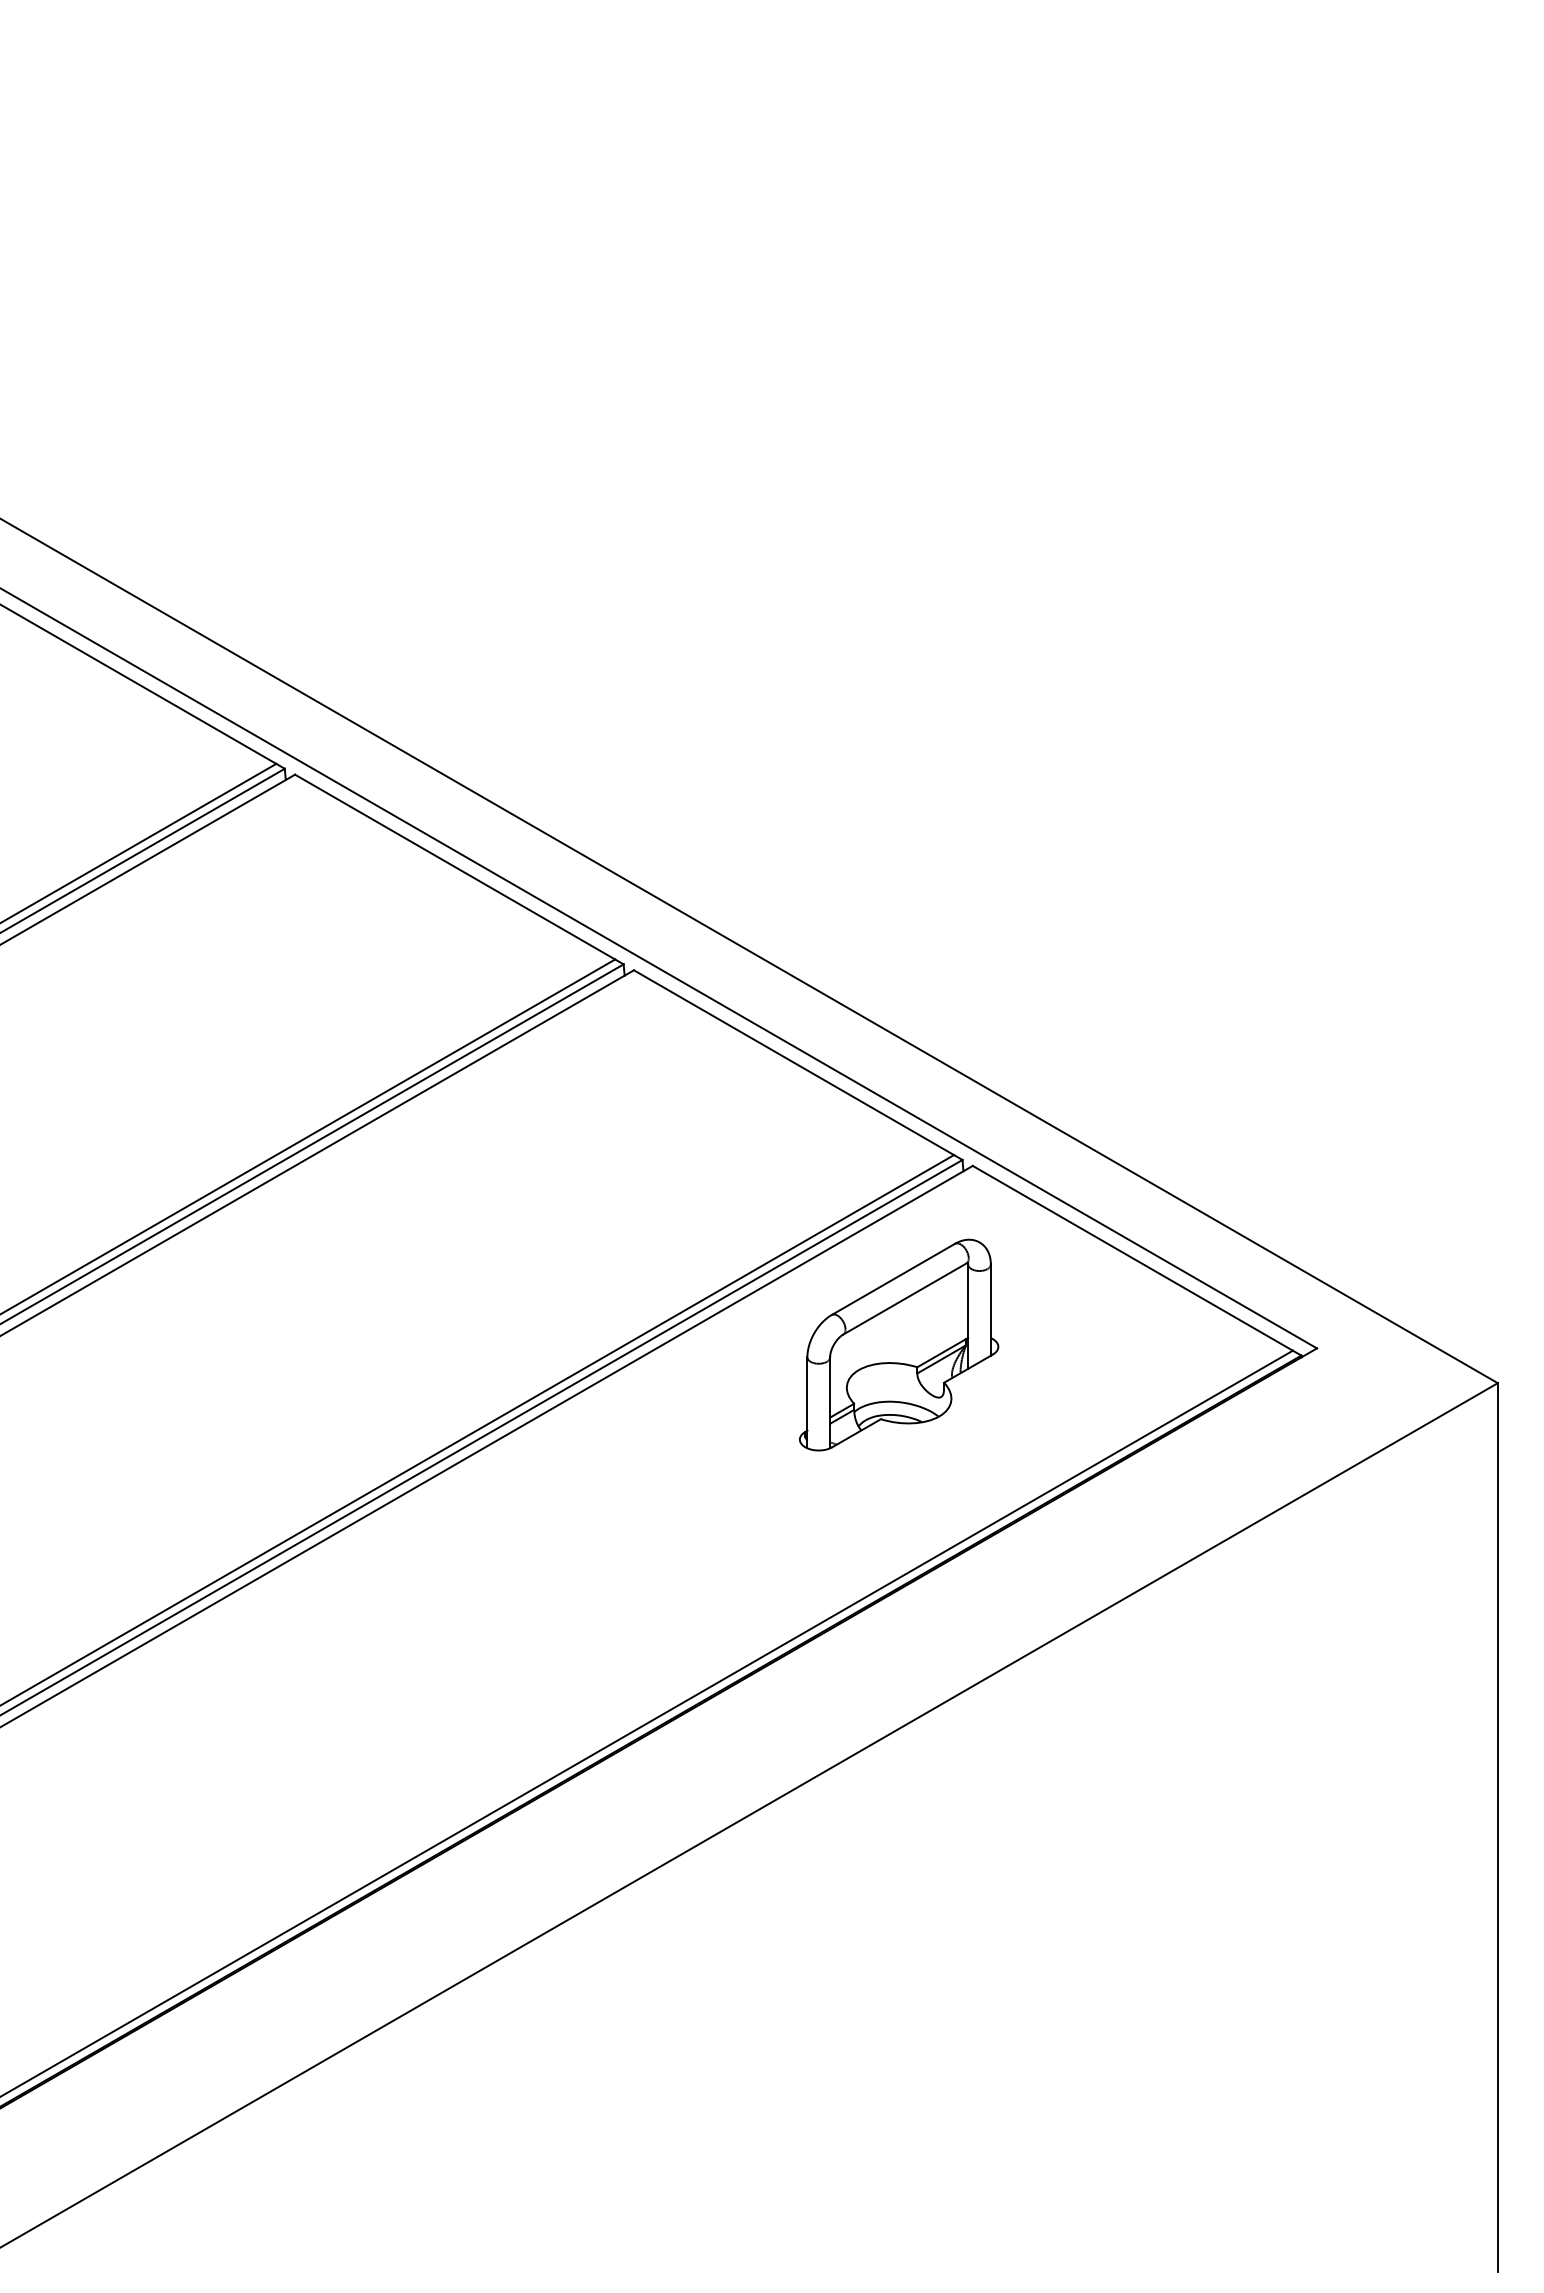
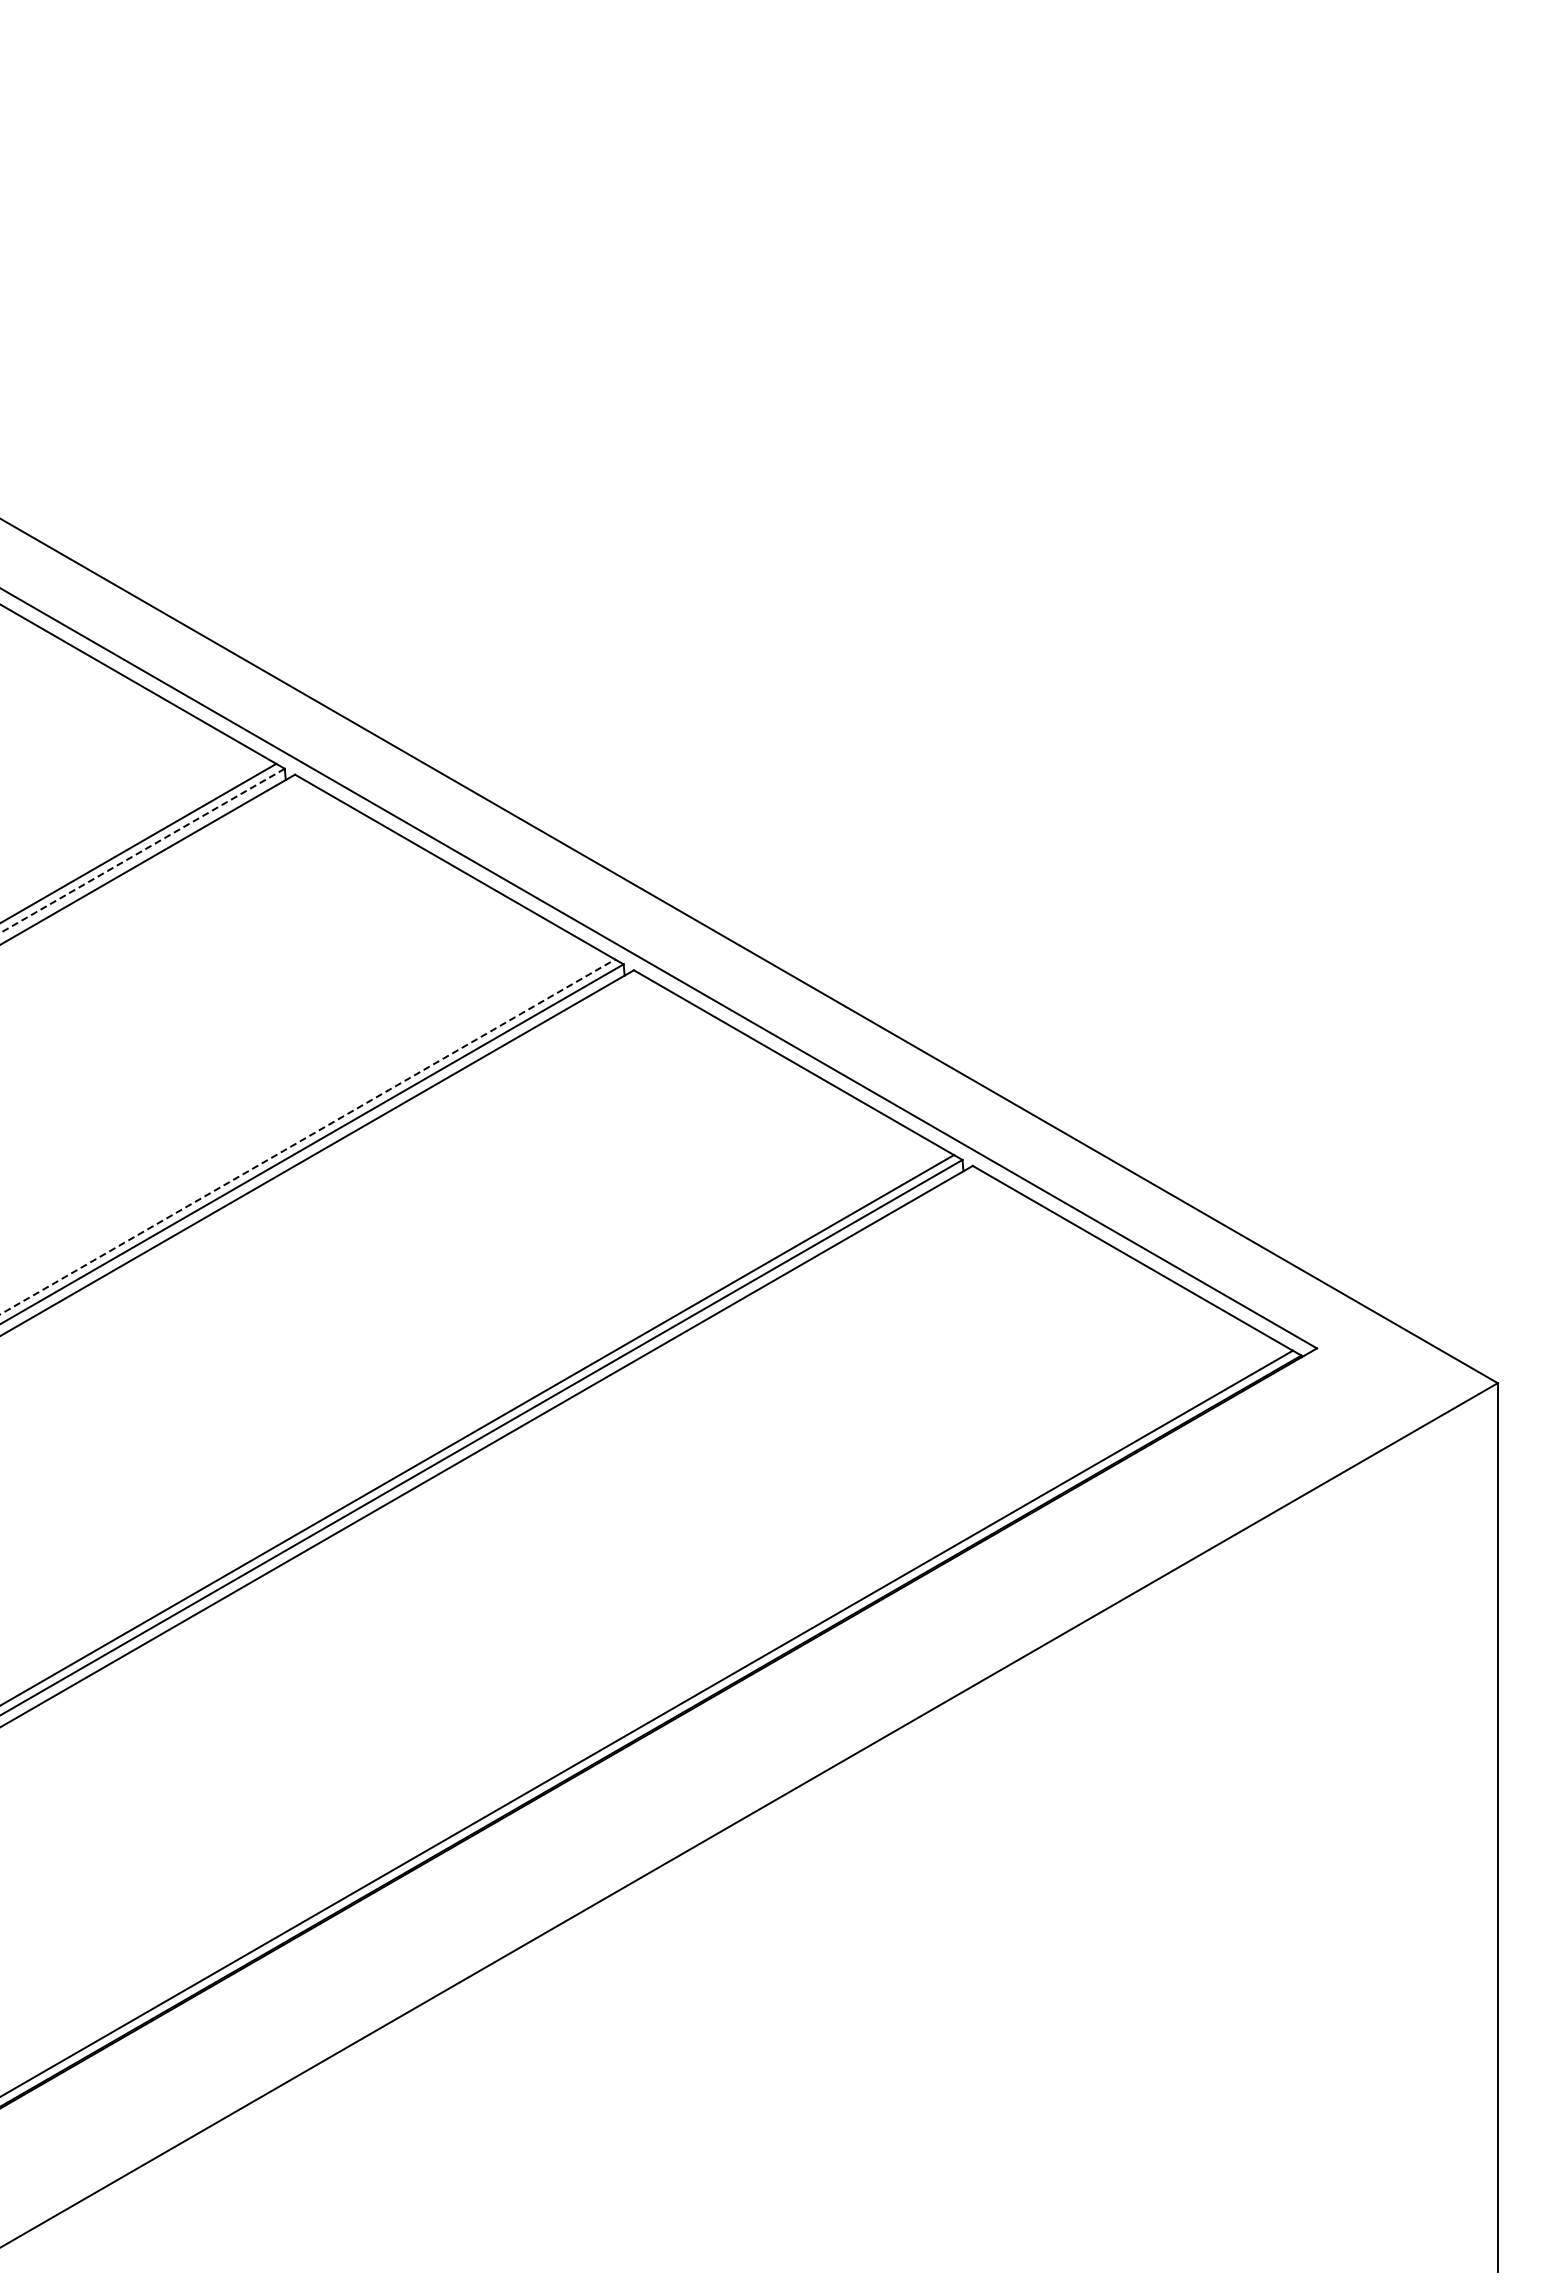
line: solid -> dashed (142, 850)
line: solid -> dashed (307, 1136)
part: present -> none (899, 1344)
